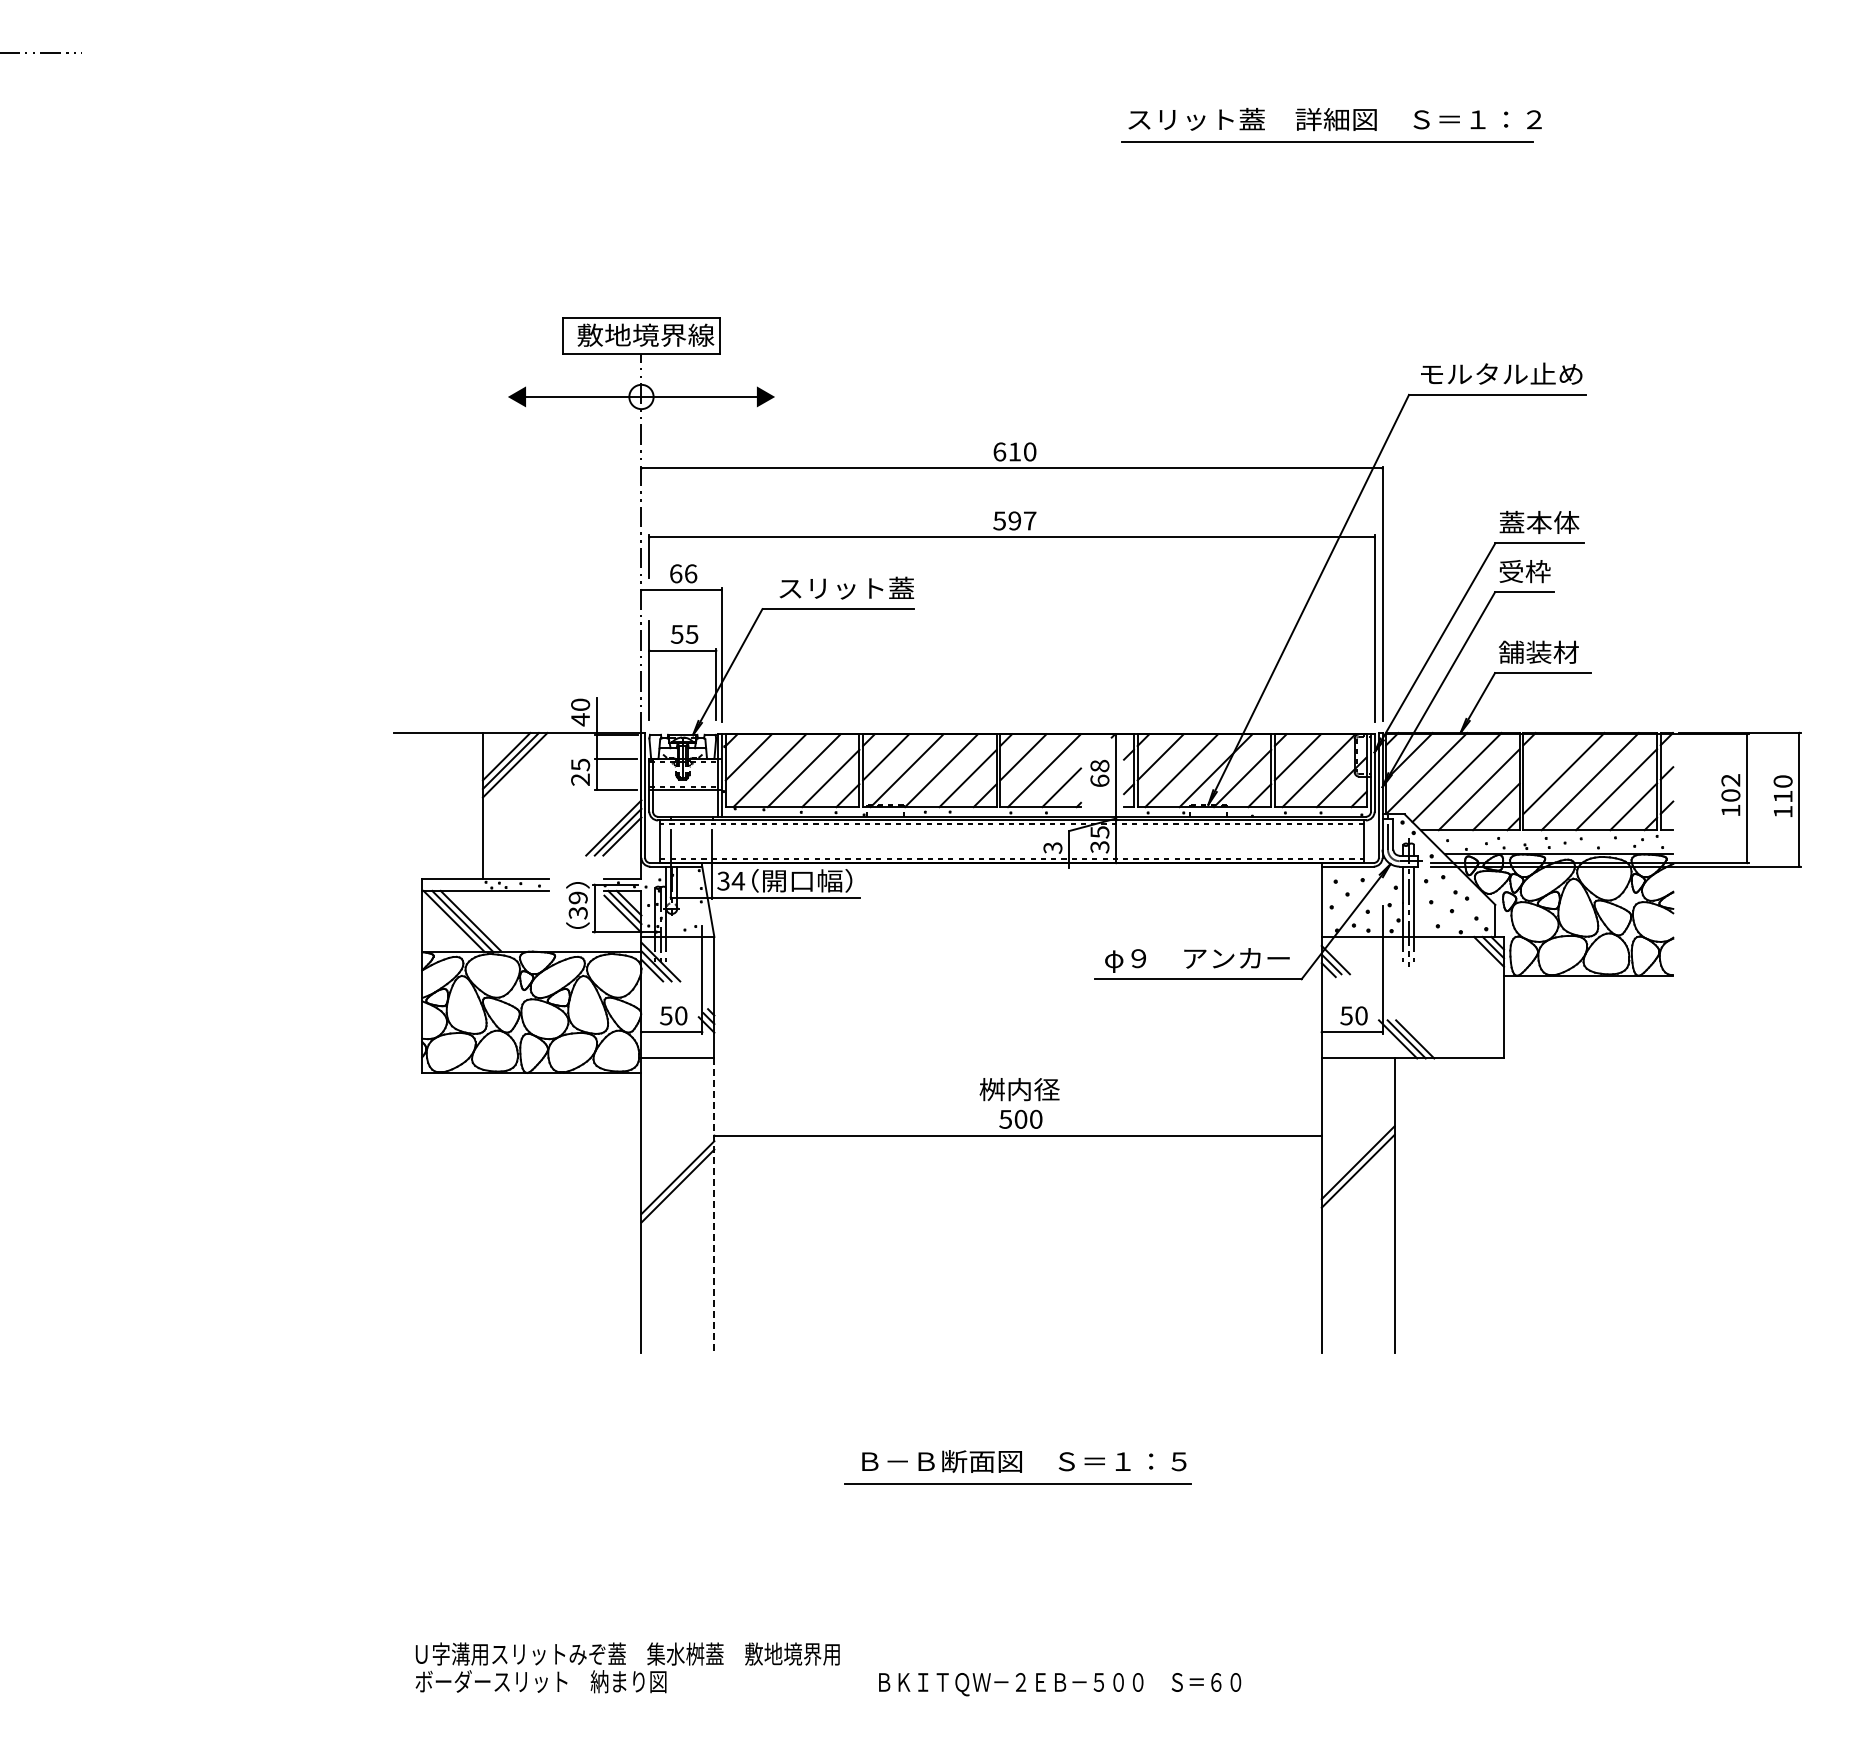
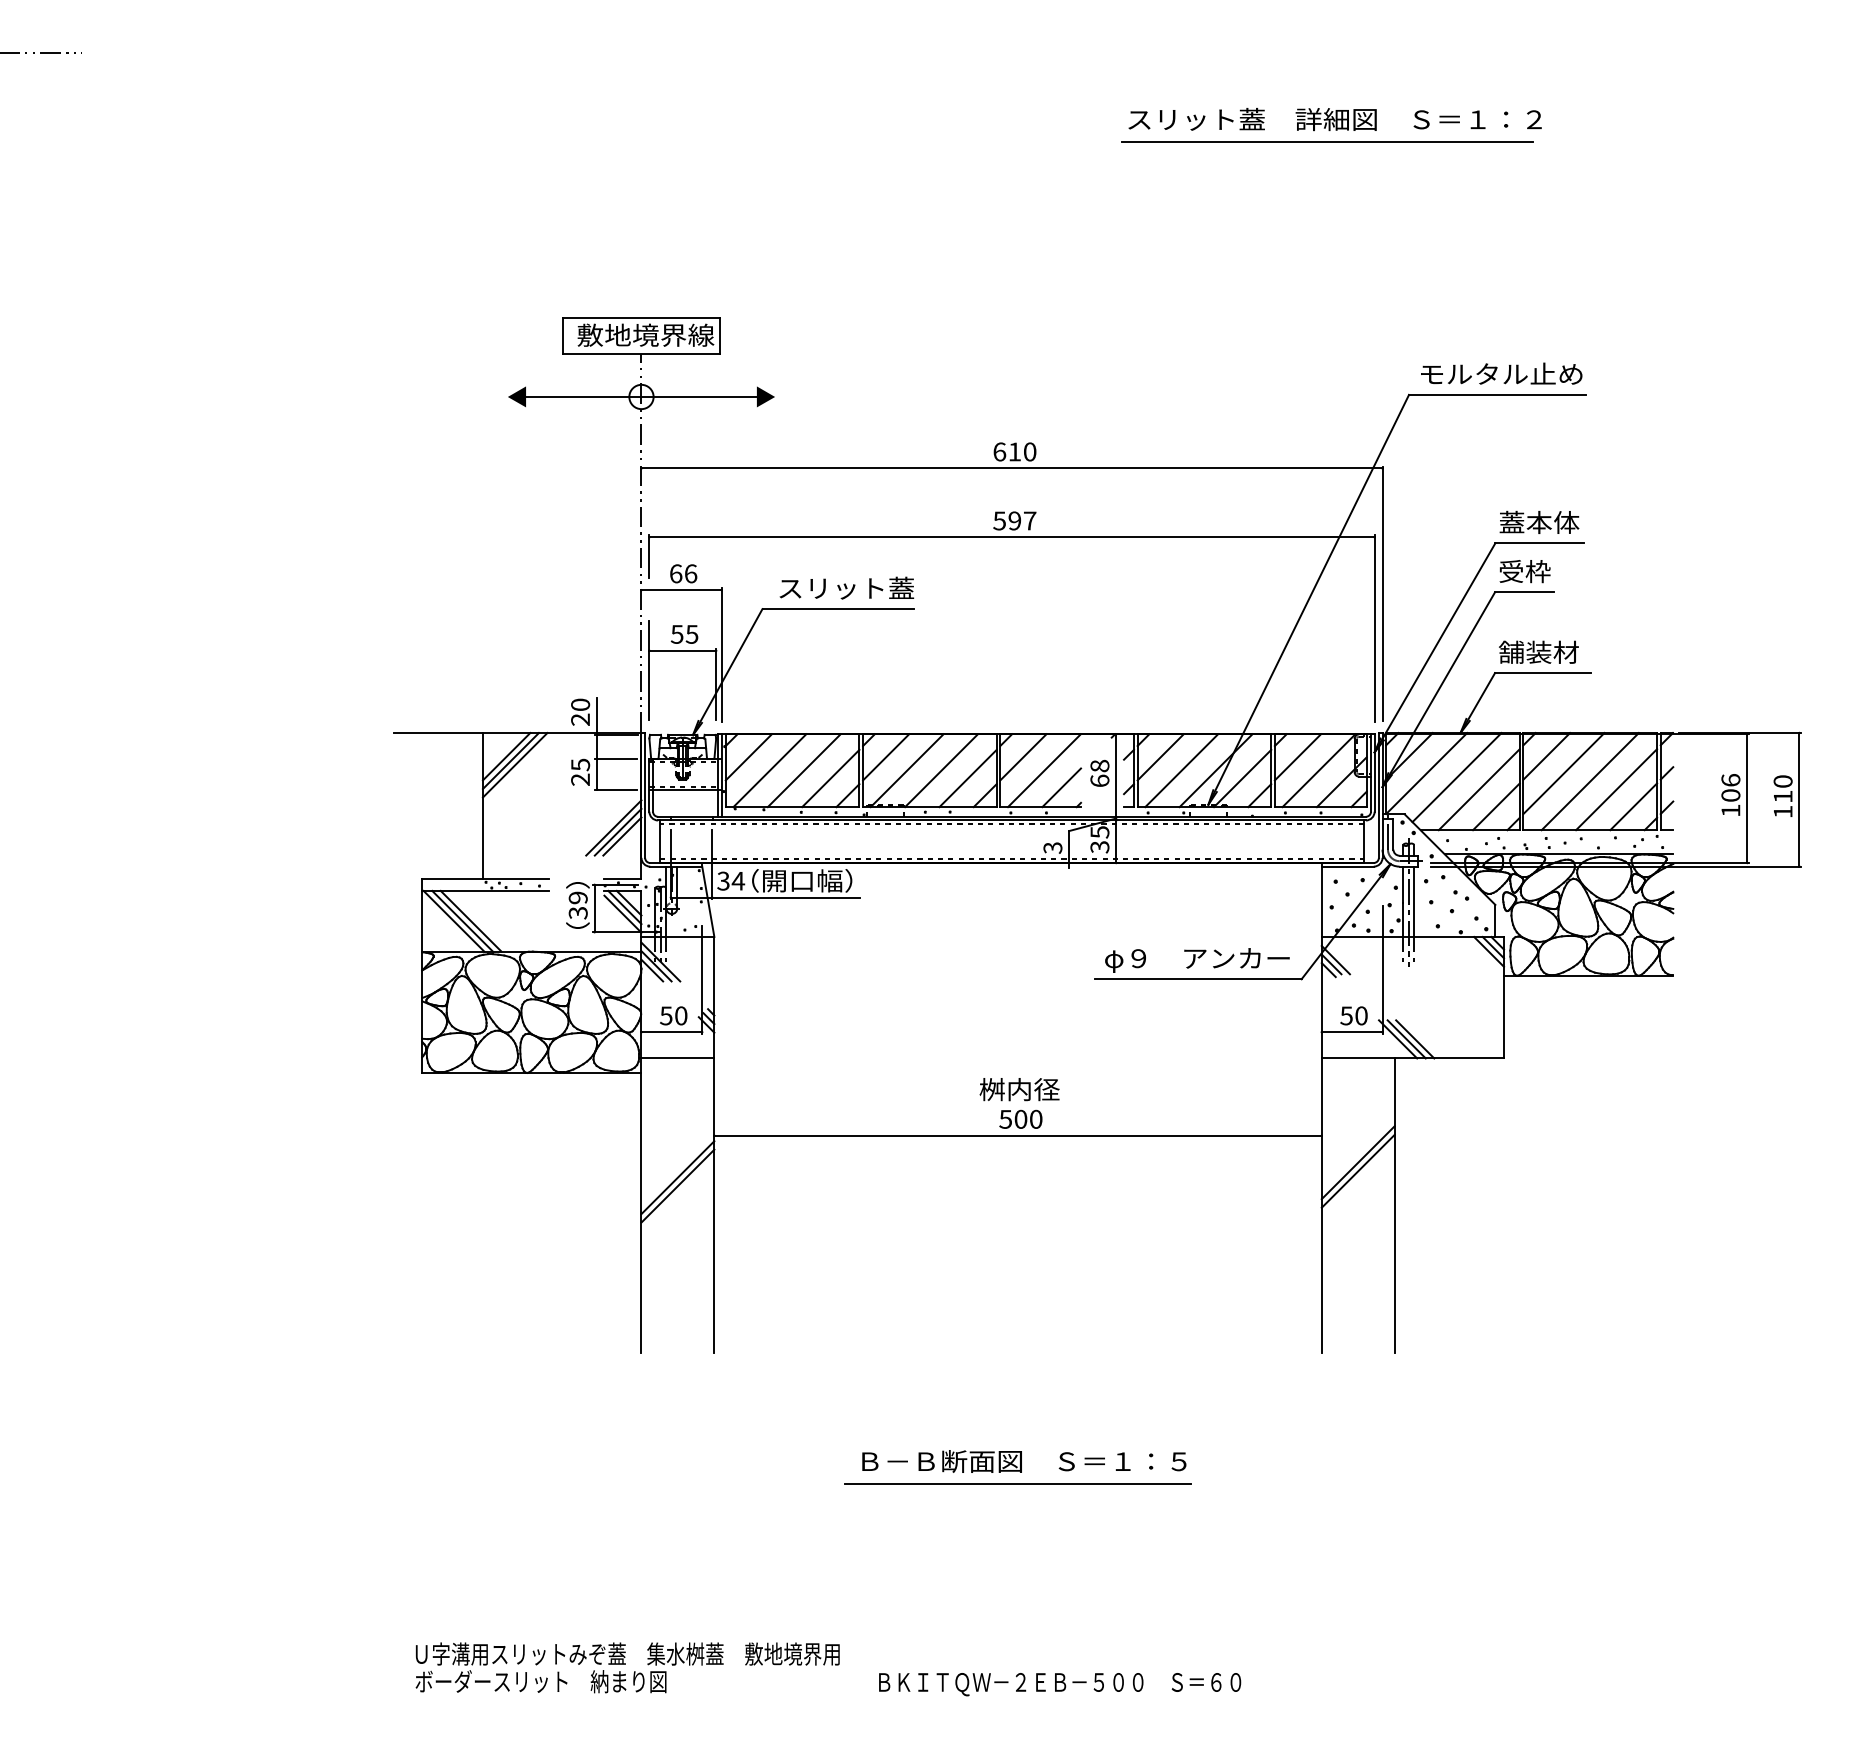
text: 40 -> 20 (580, 719)
line: none -> present (1546, 756)
text: 102 -> 106 (1730, 780)
line: dashed -> solid (714, 1206)
